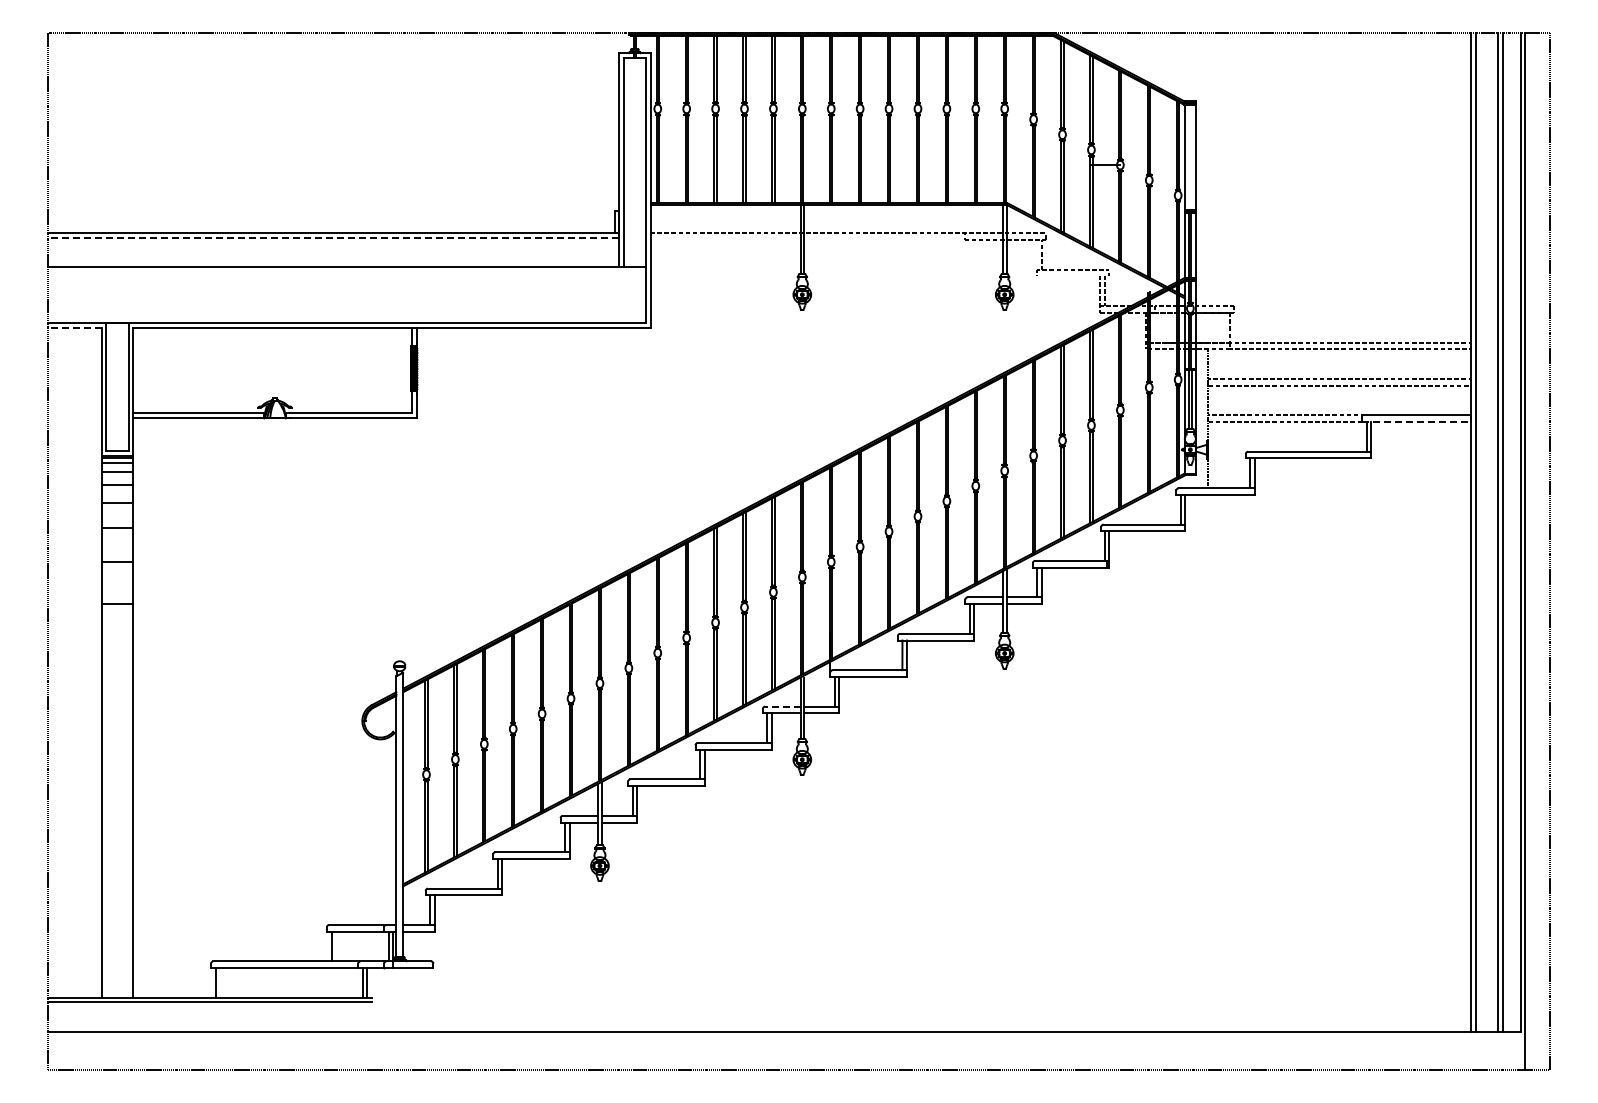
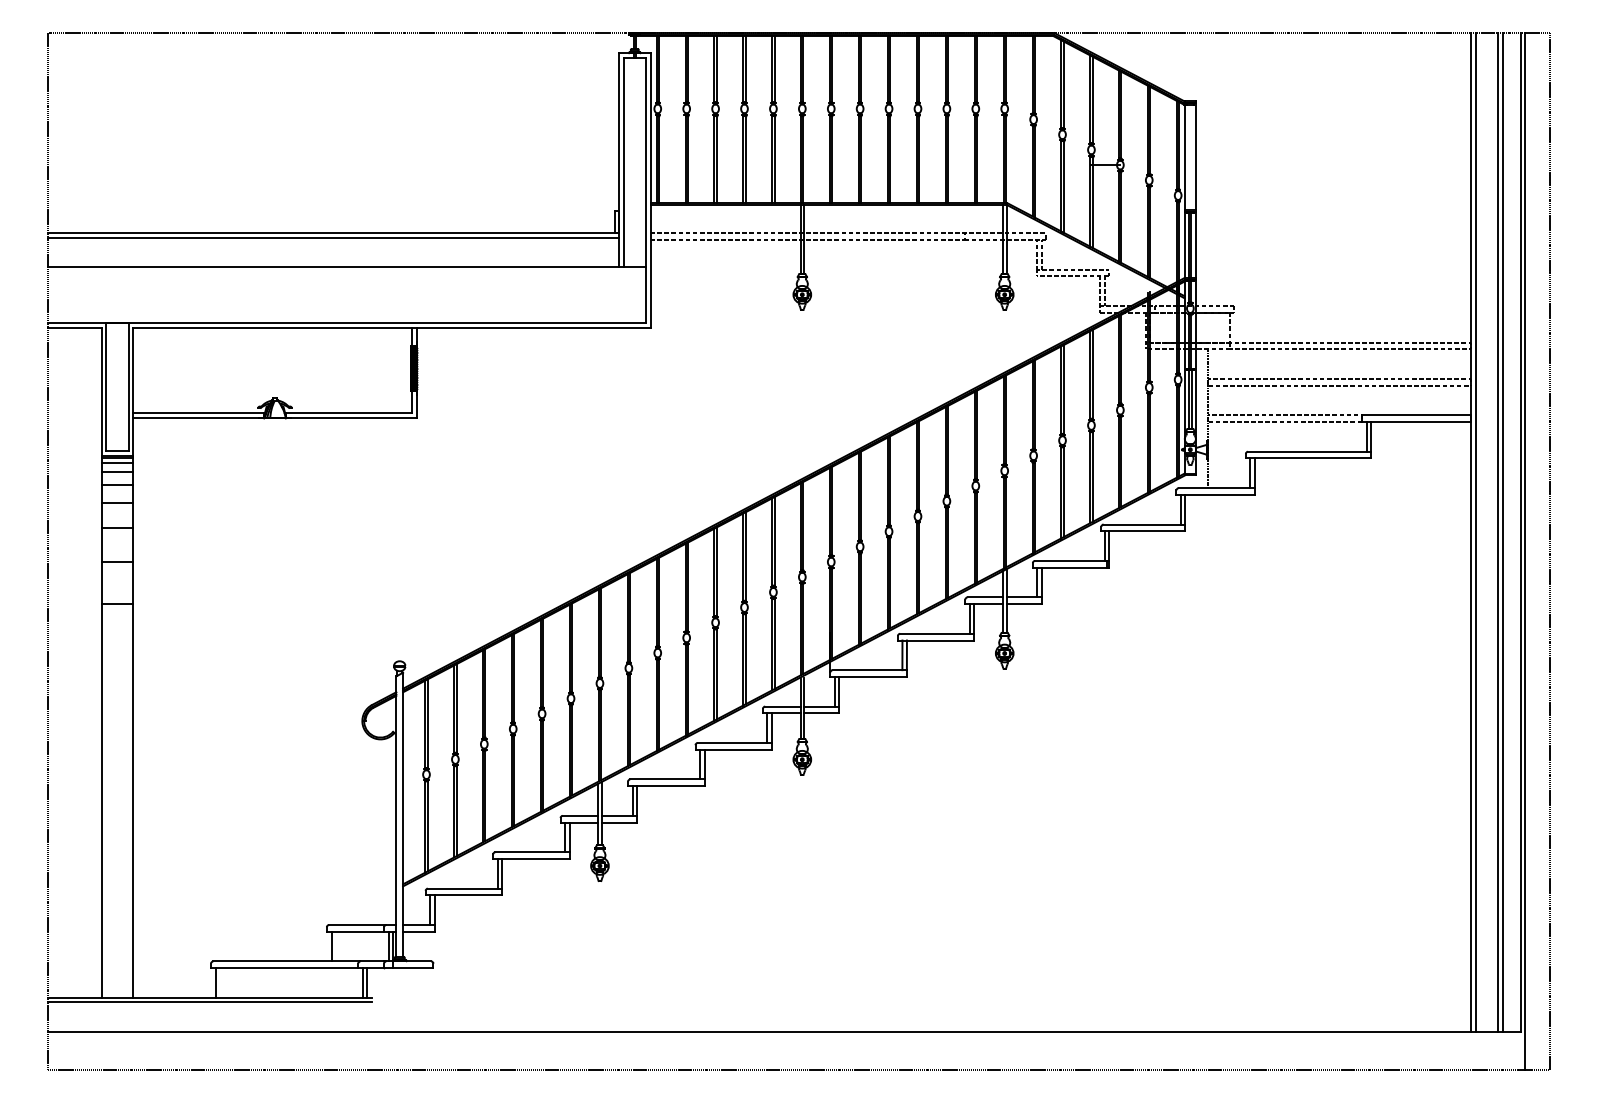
line: dashed -> solid (333, 237)
line: none -> present (807, 240)
line: none -> present (1037, 254)
line: none -> present (1073, 276)
line: dashed -> solid (74, 327)
line: dashed -> solid (1416, 422)
line: dashed -> solid (782, 706)
